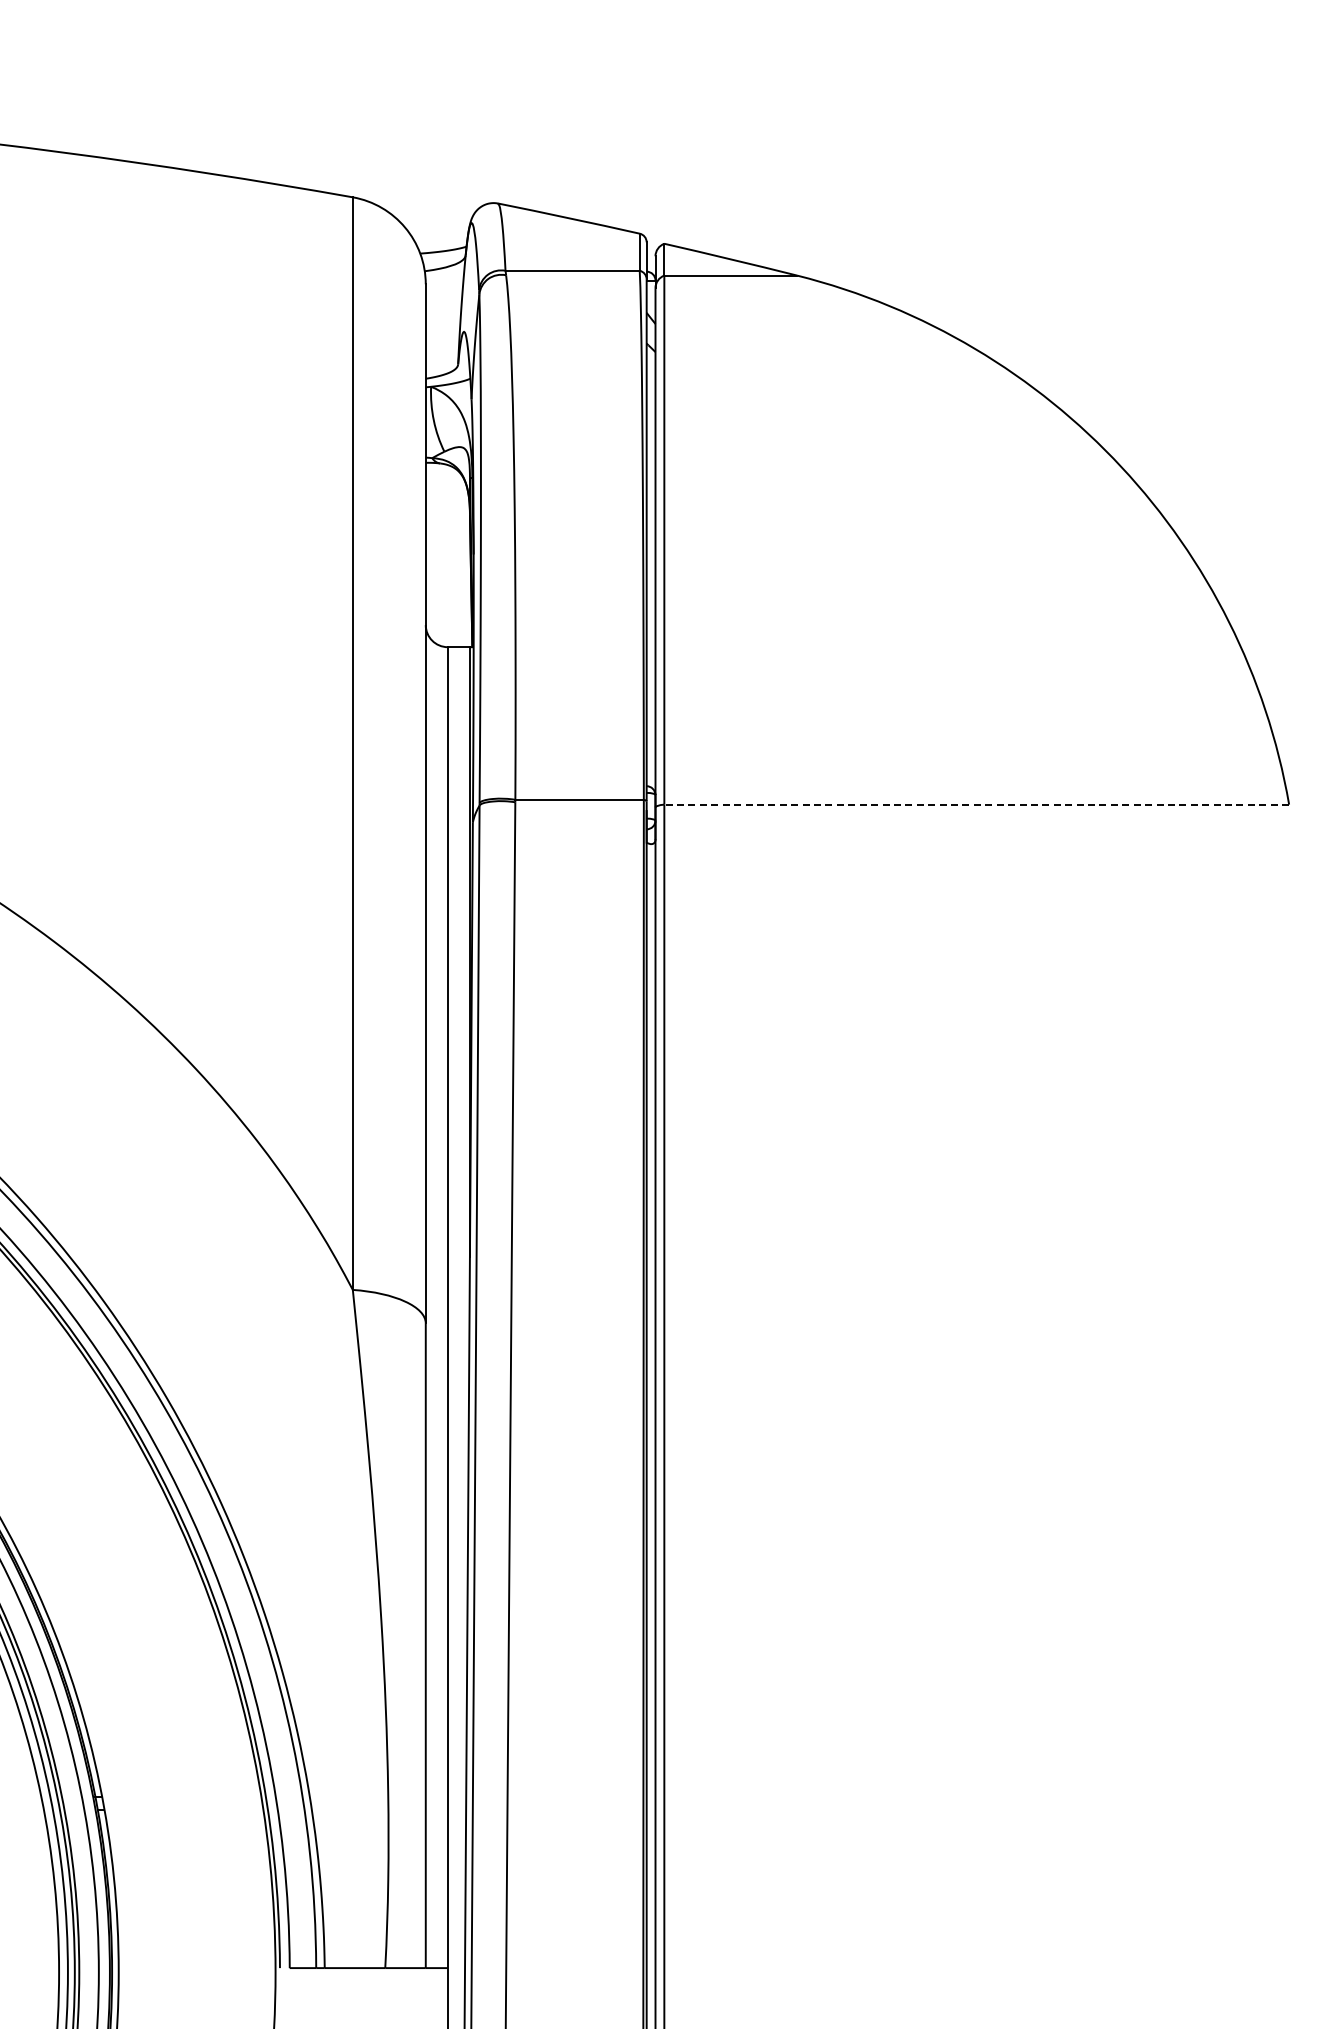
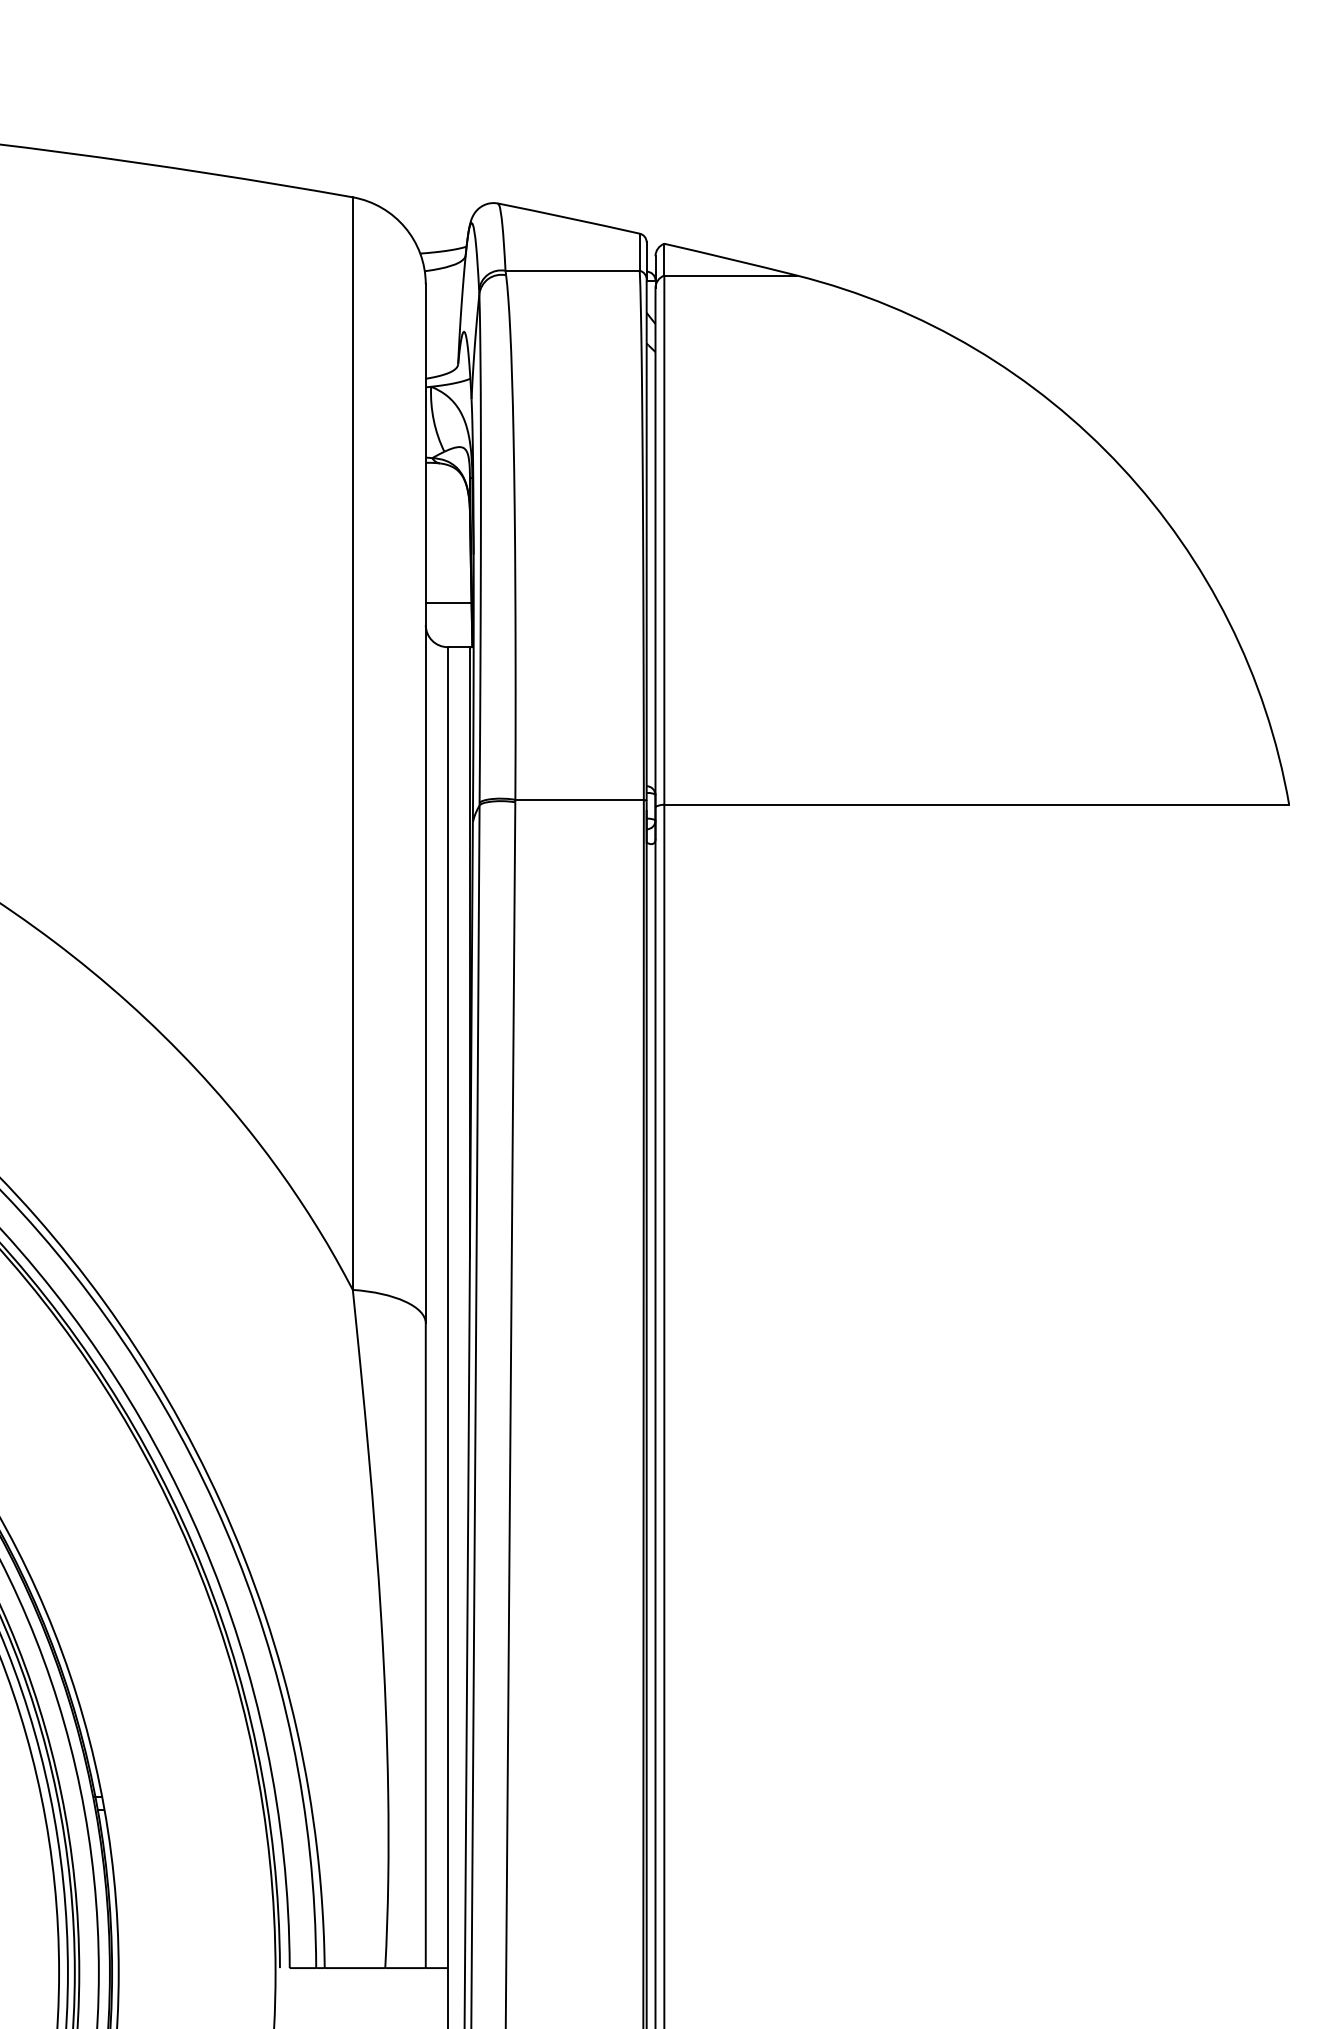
line: none -> present (448, 603)
line: dashed -> solid (976, 804)
